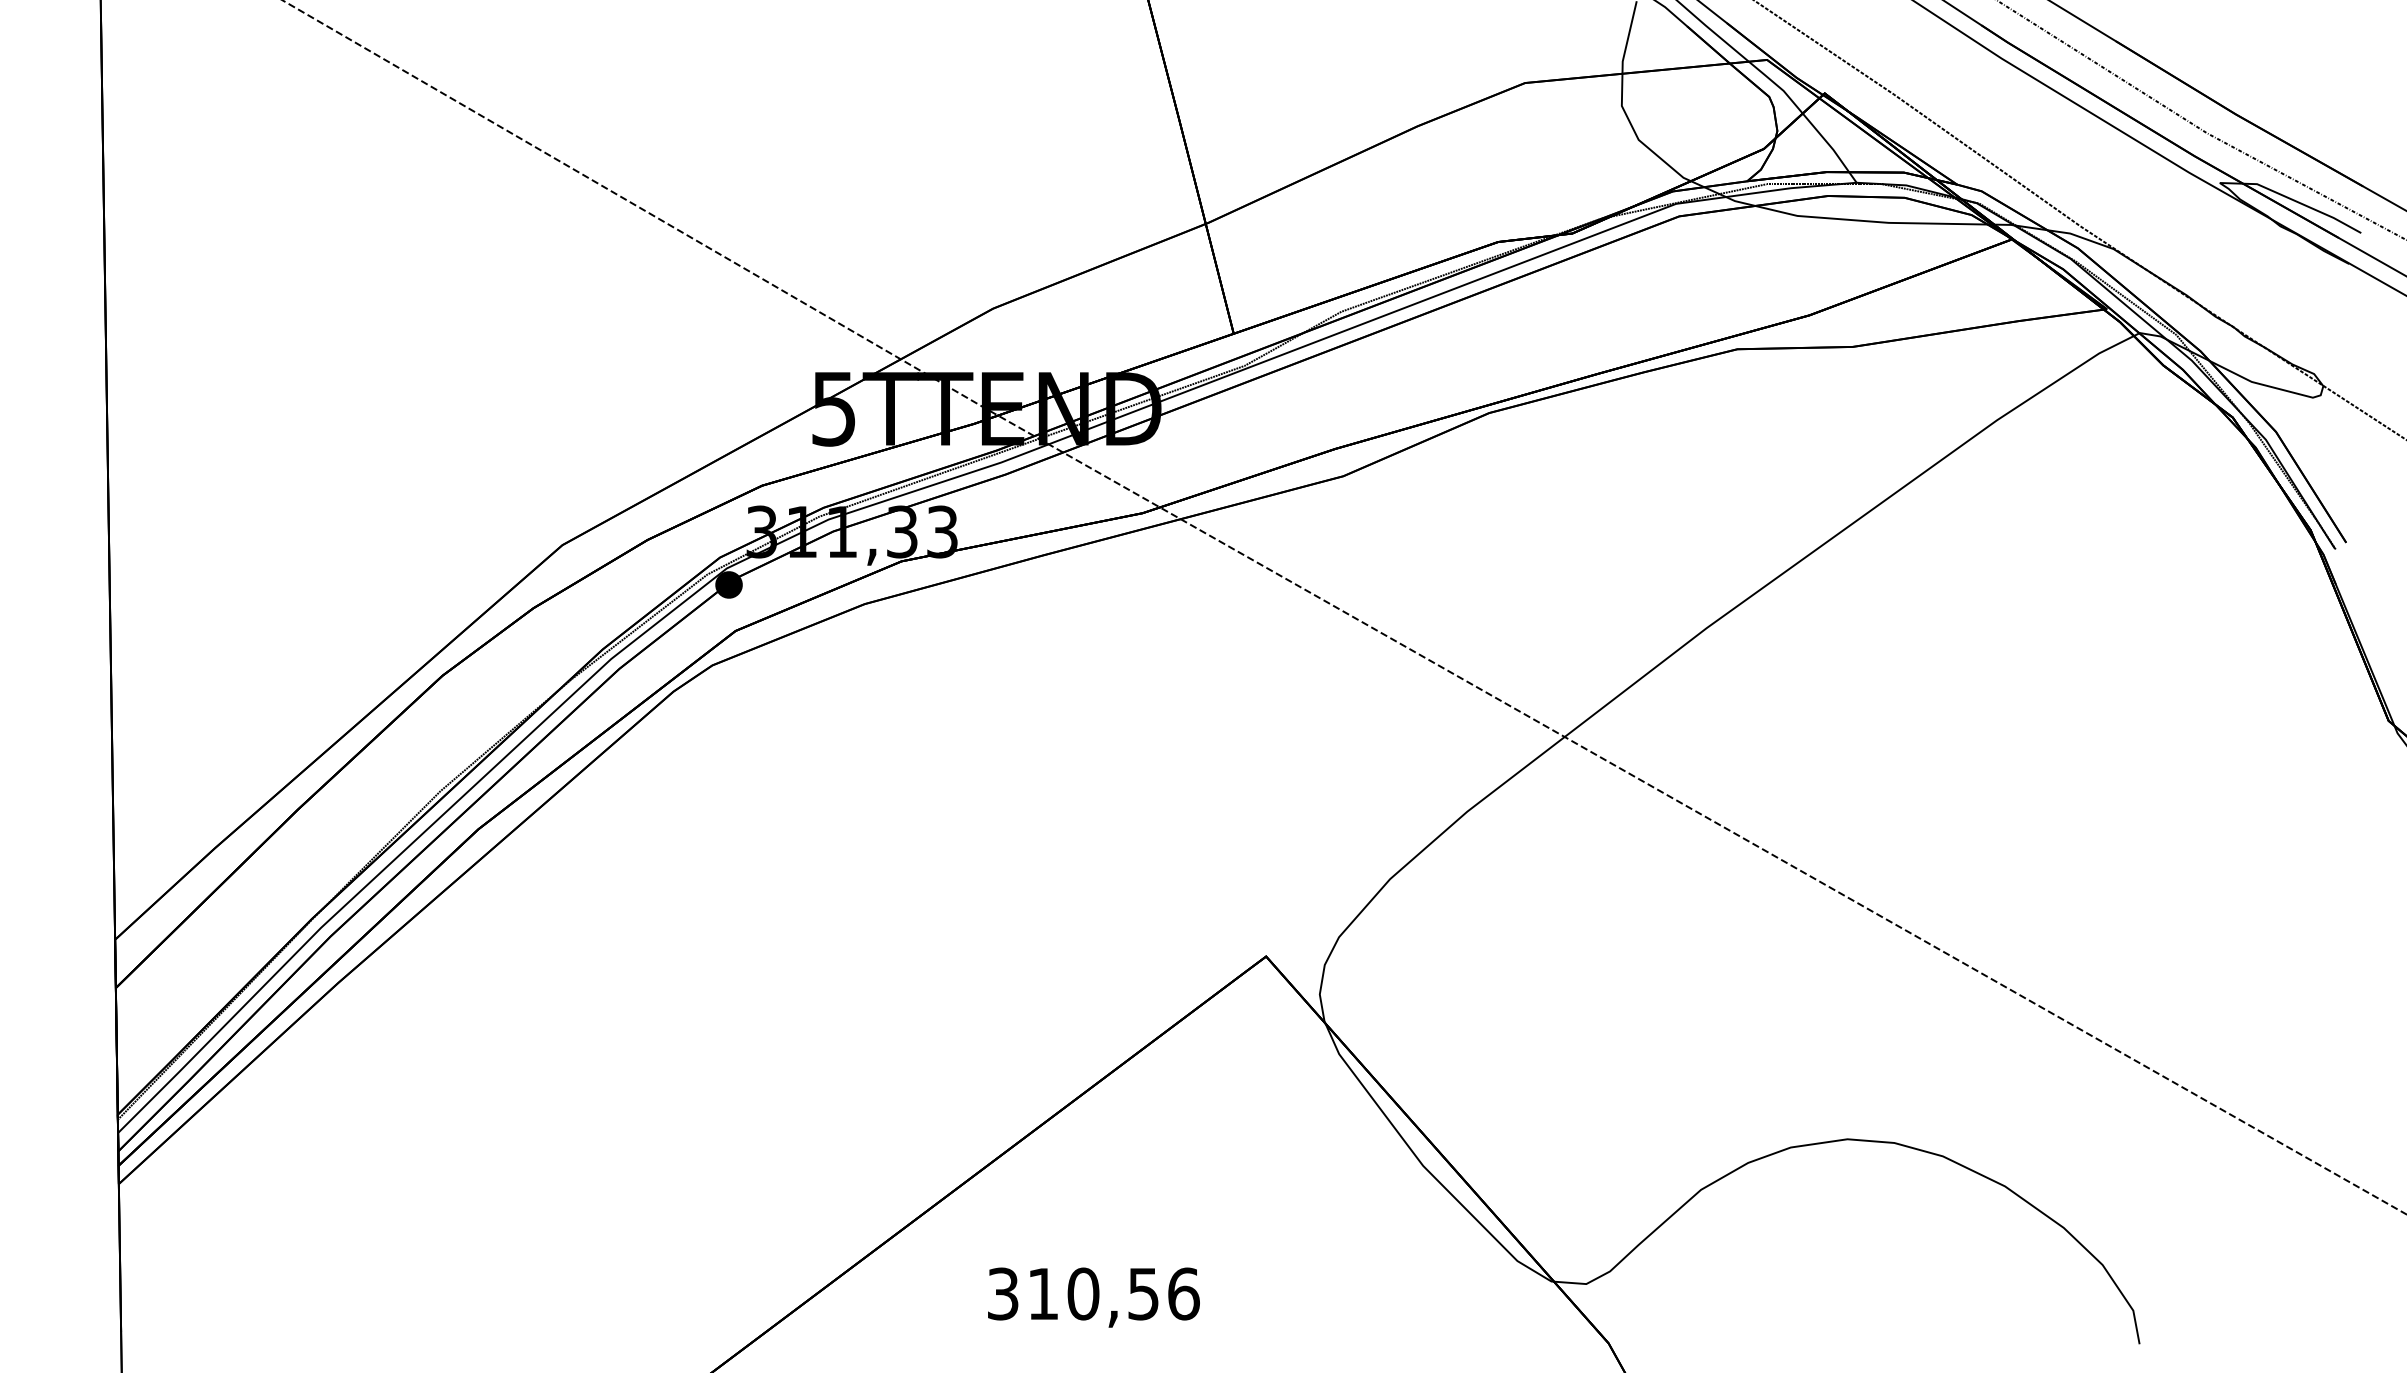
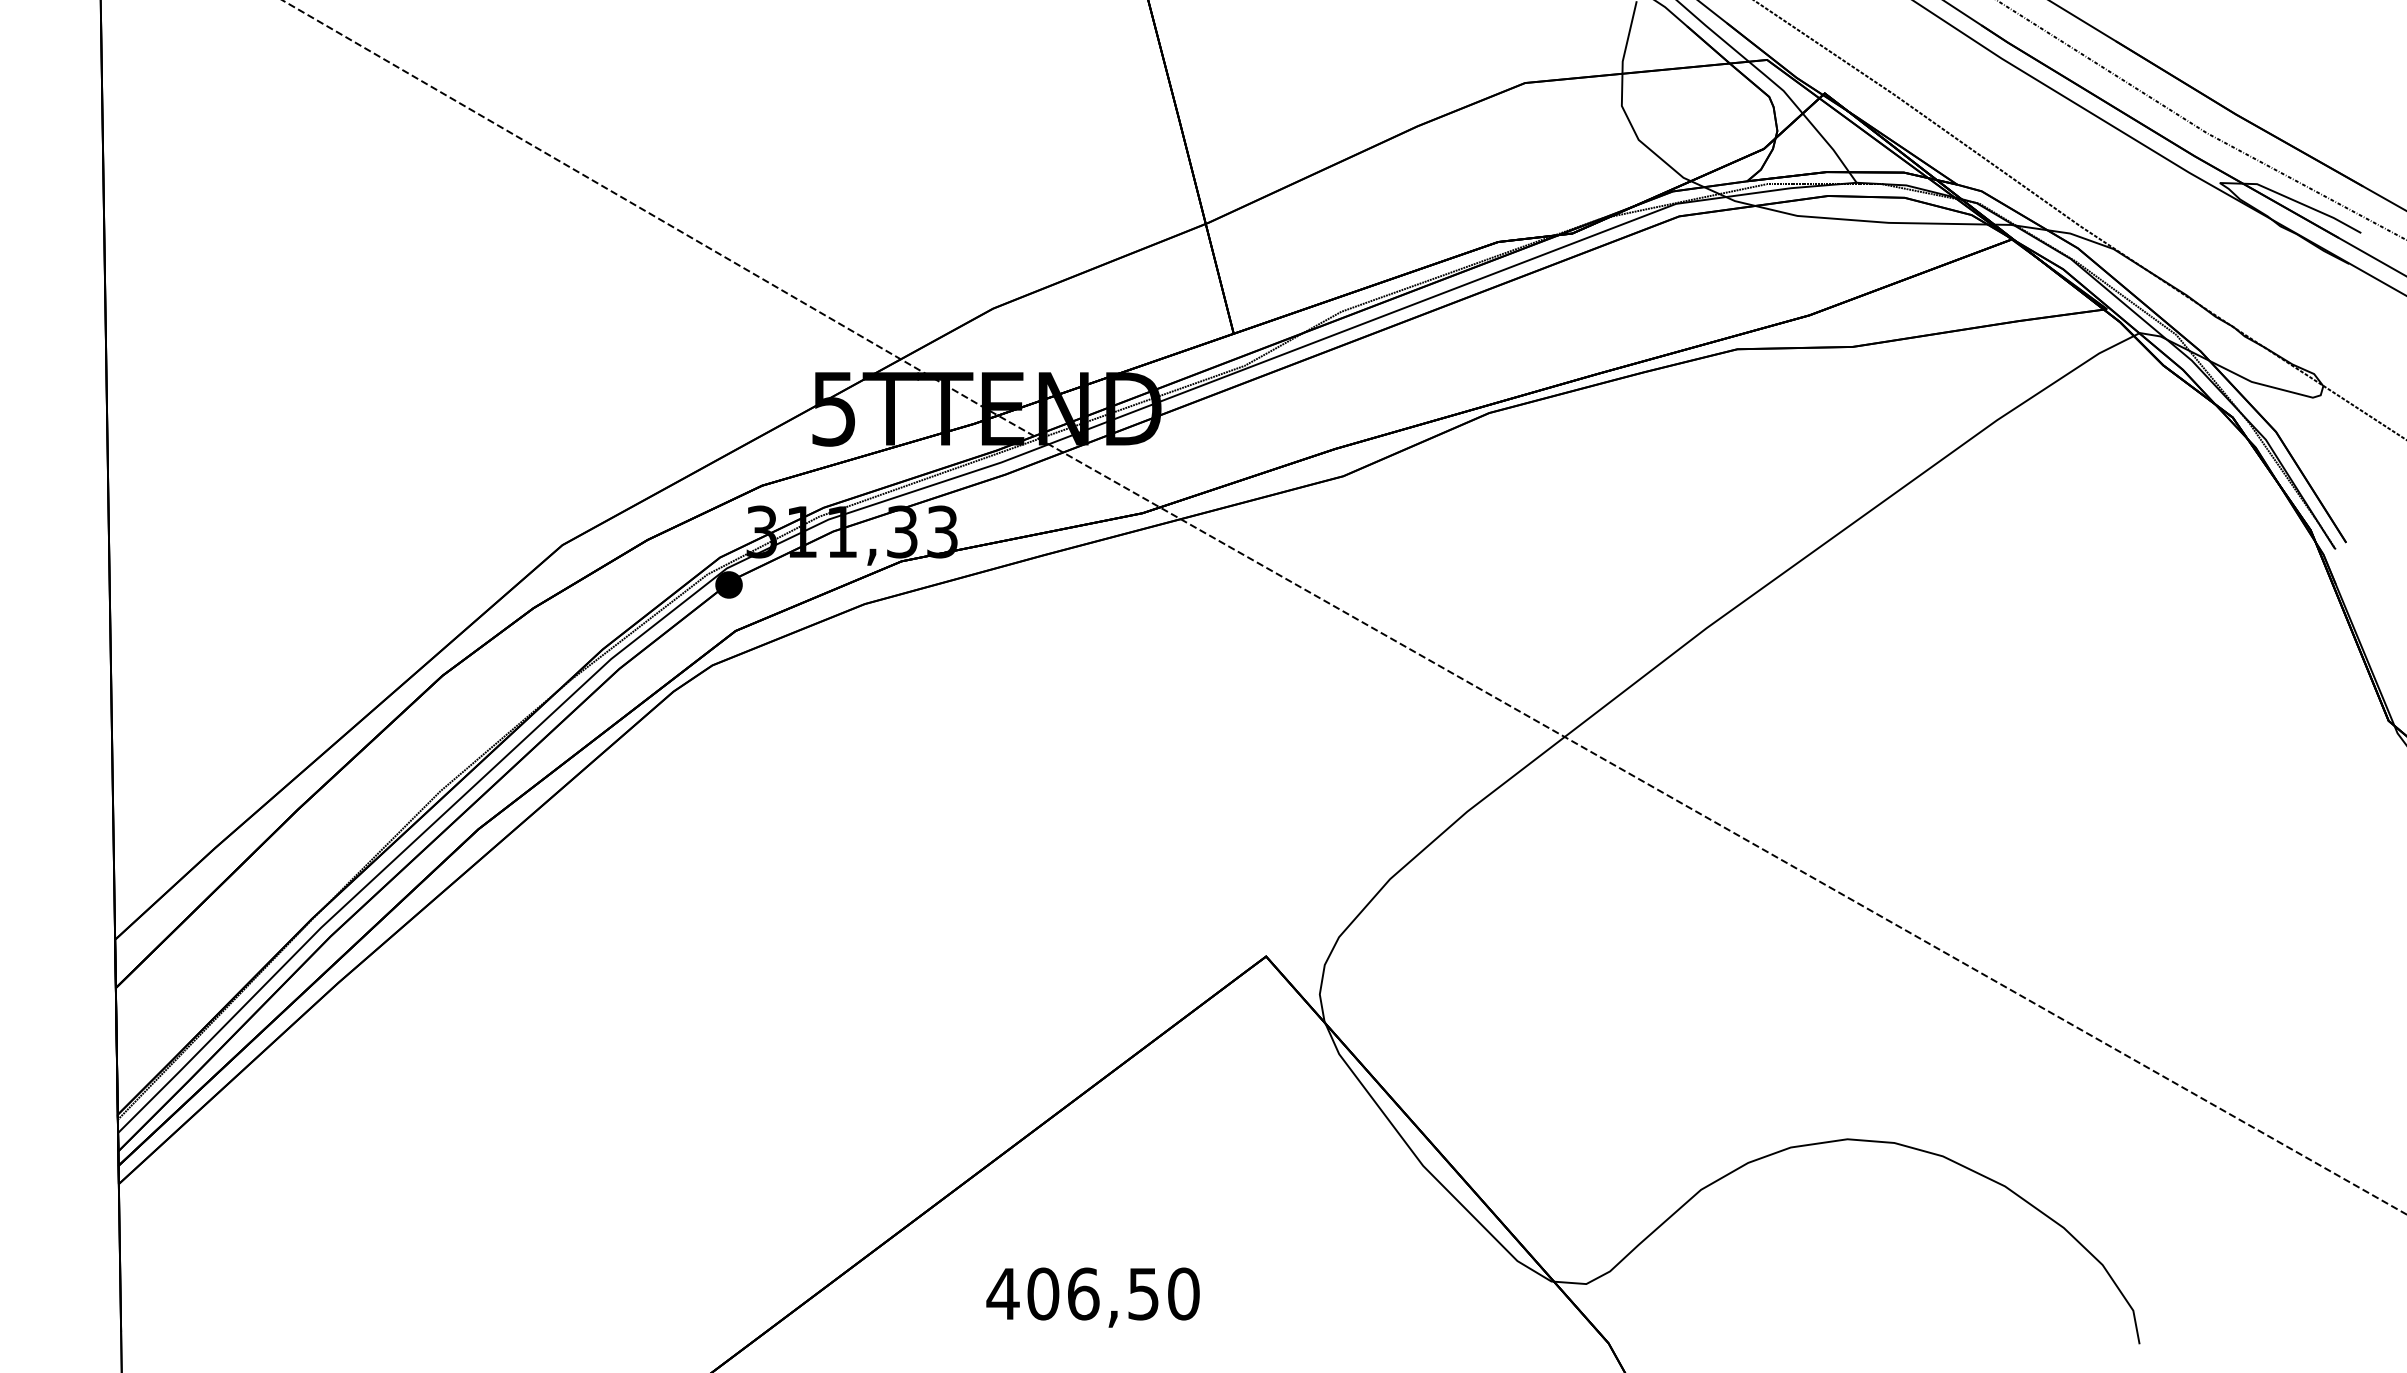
text: 310,56 -> 406,50 (1092, 1293)
